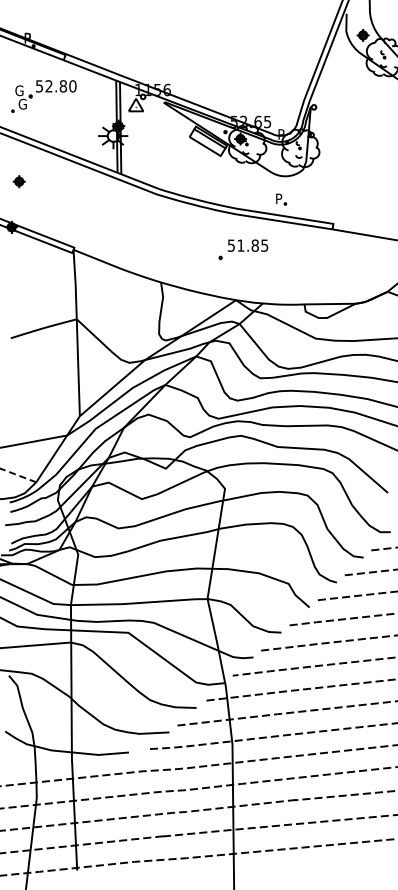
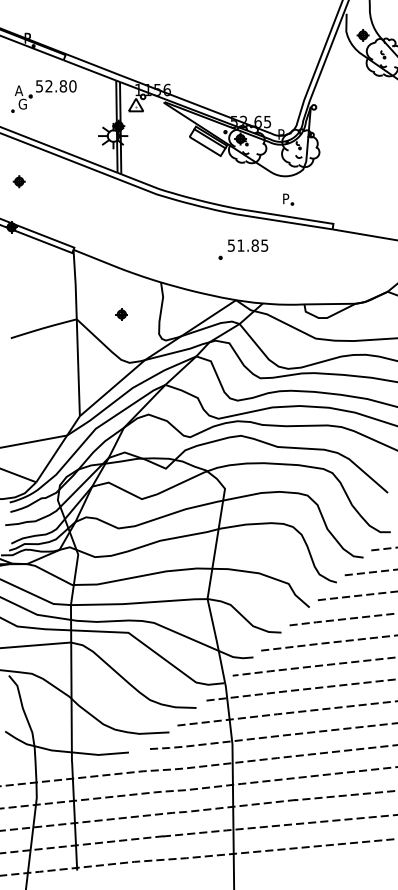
text: G -> A (18, 90)
part position: (281, 199) -> (288, 199) (288, 199)
part: none -> present (121, 314)
line: dashed -> solid (18, 475)
